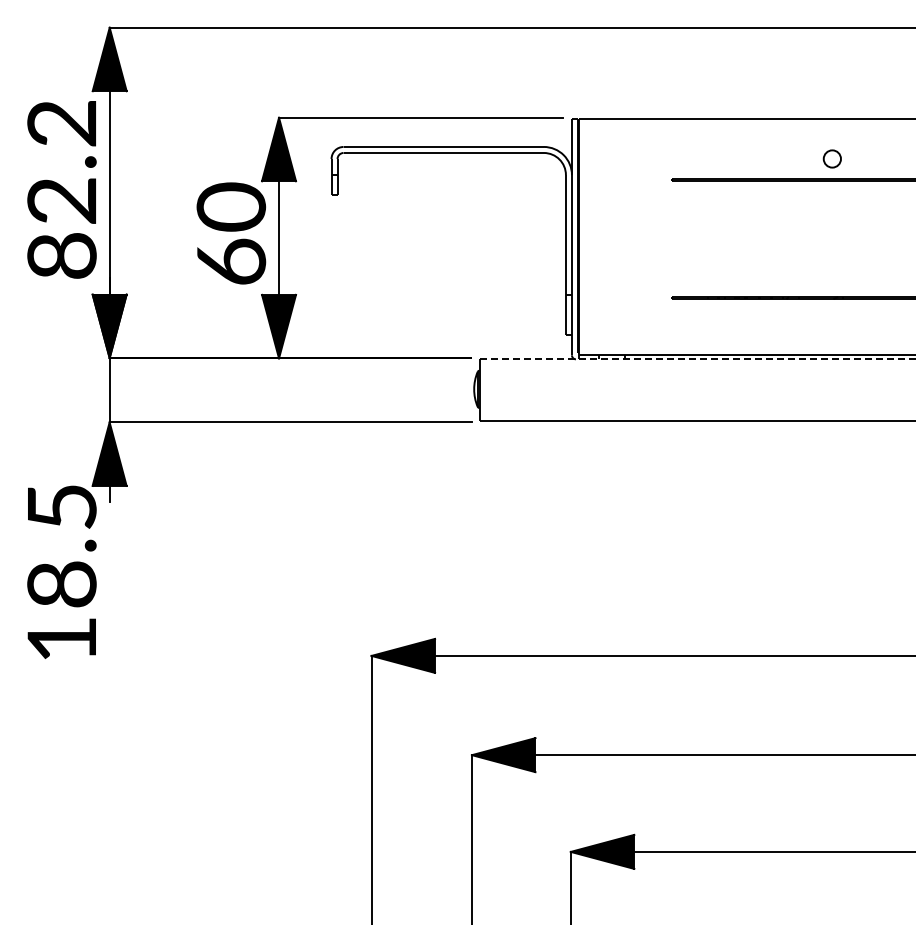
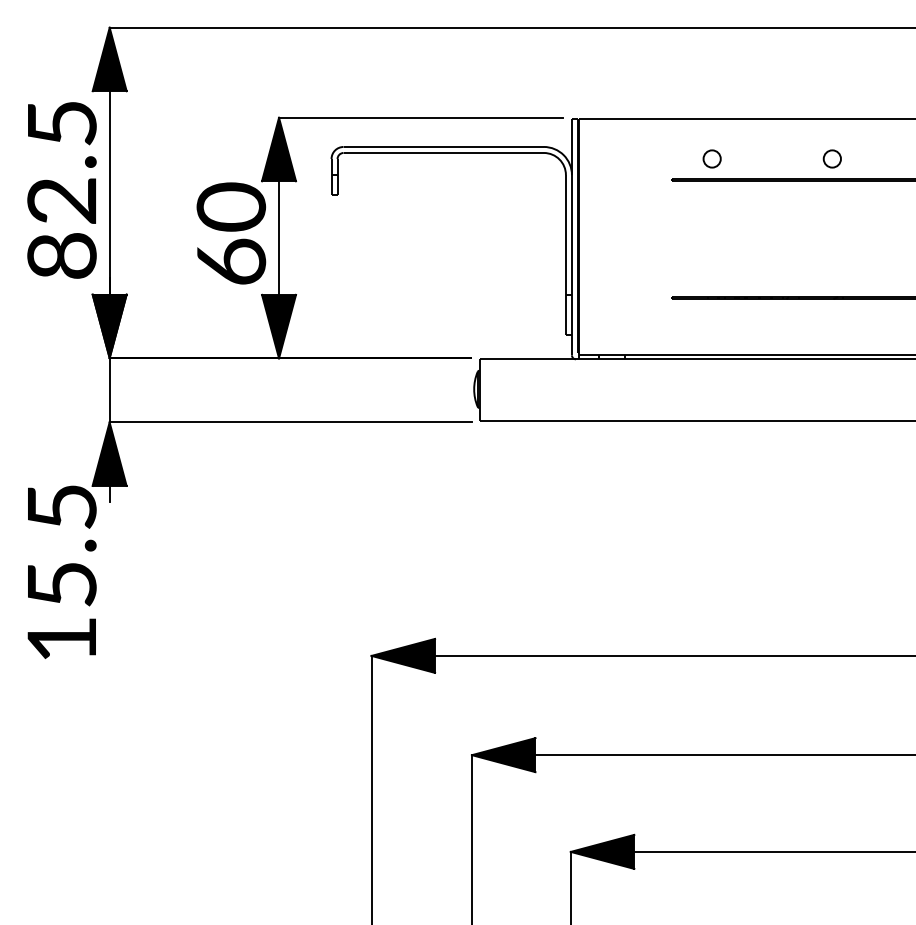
text: 82.2 -> 82.5 (61, 123)
part: none -> present (711, 158)
line: dashed -> solid (697, 359)
text: 18.5 -> 15.5 (61, 584)
